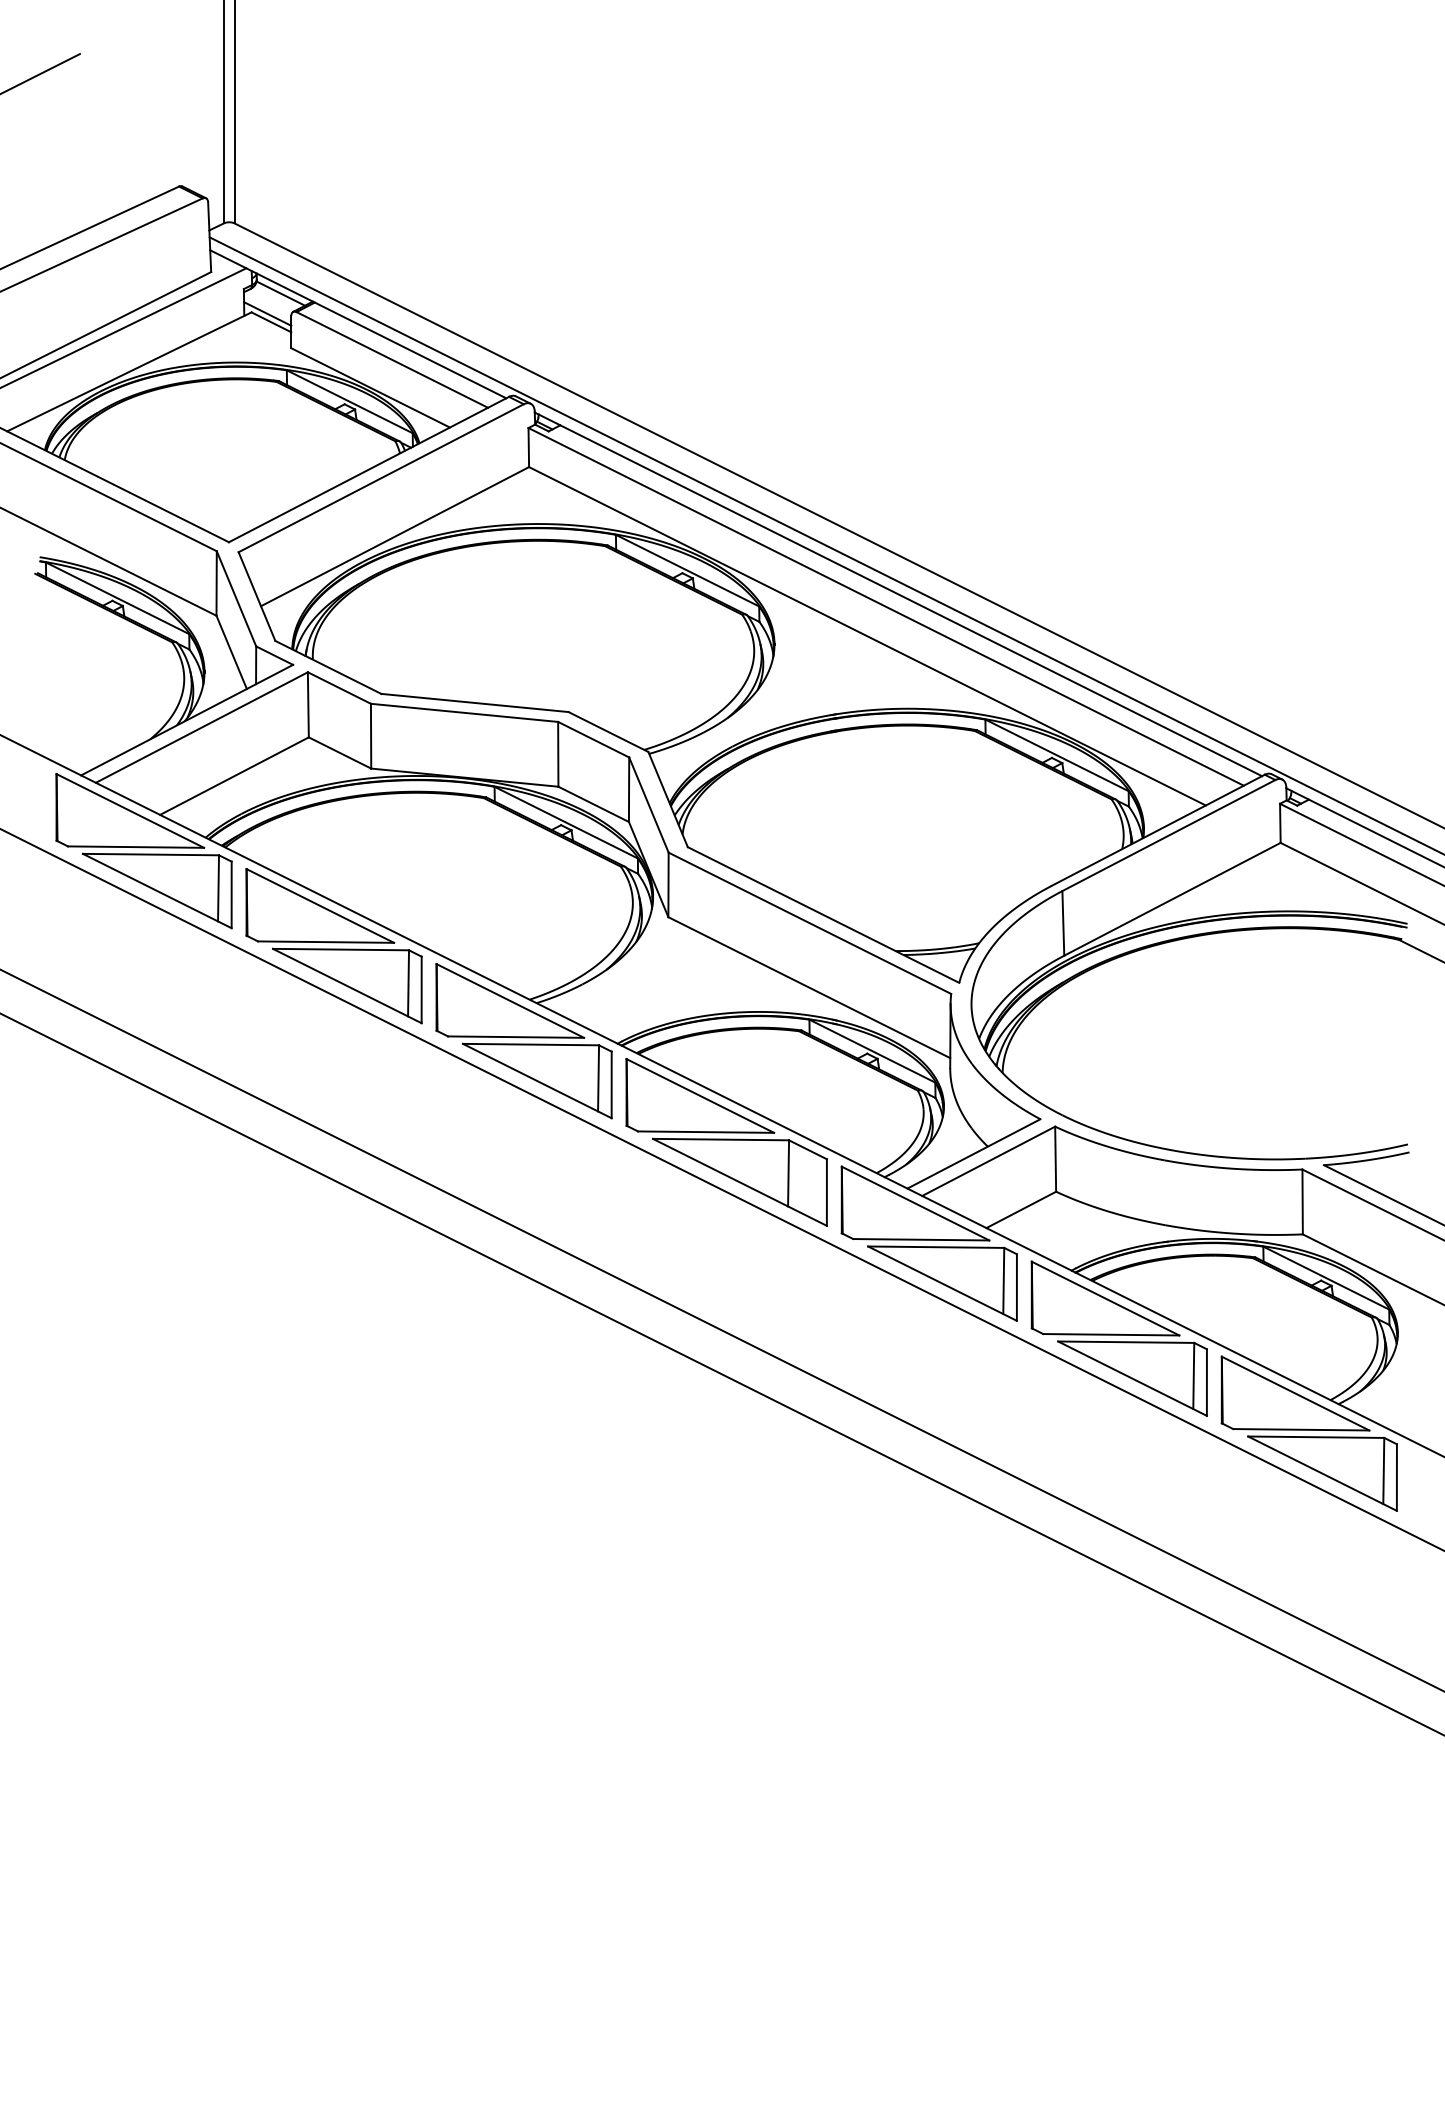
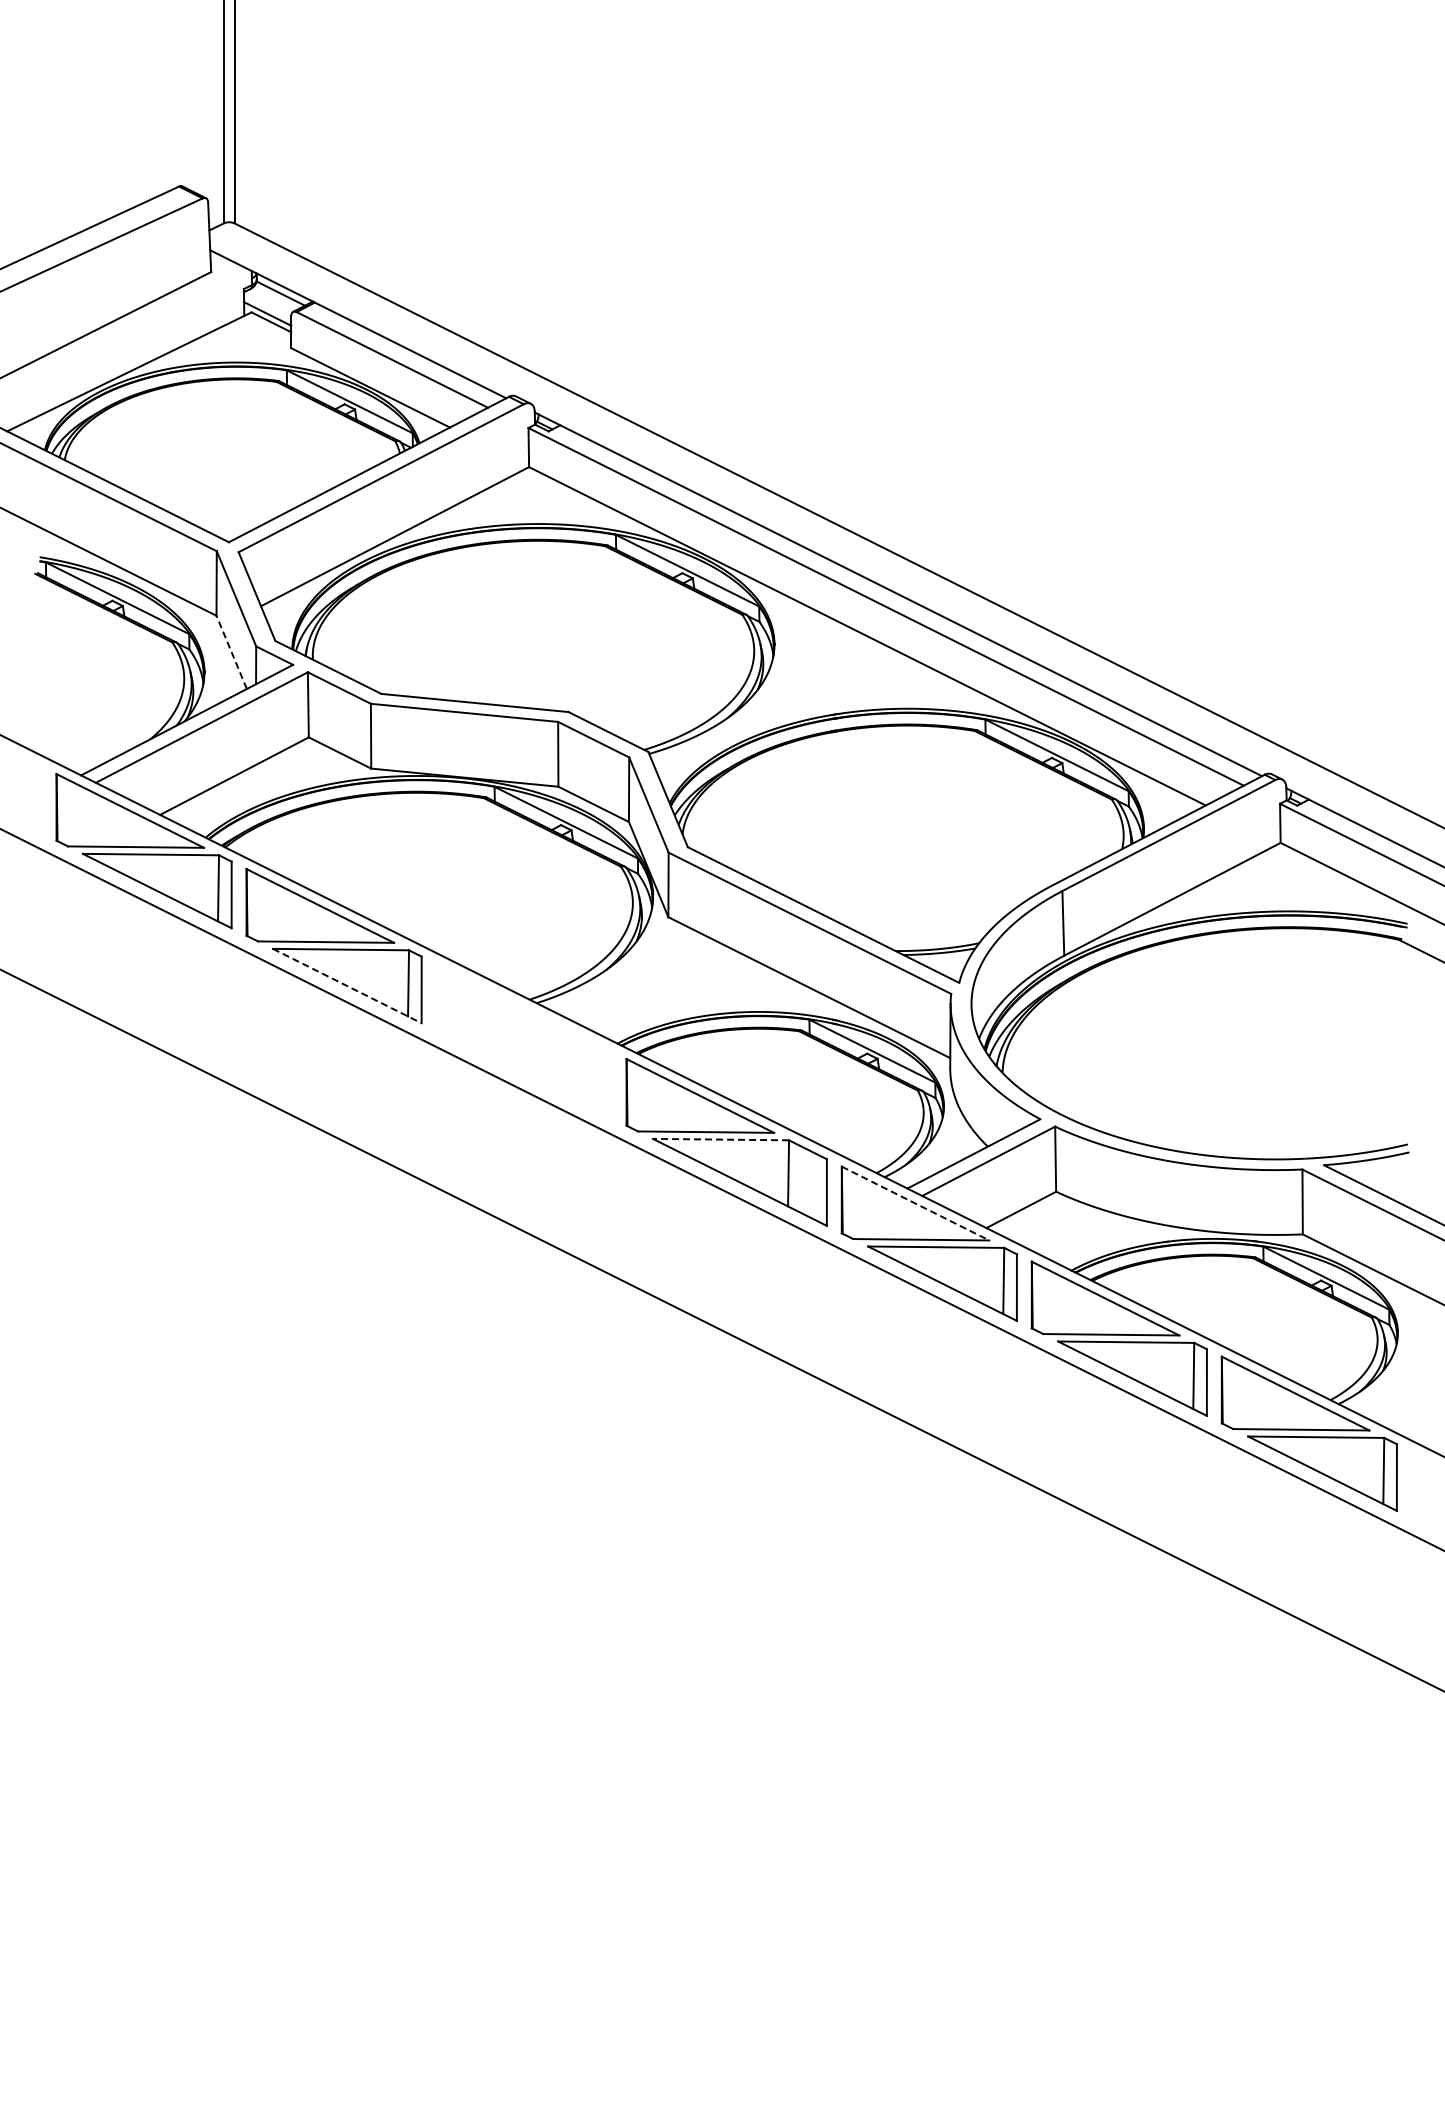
line: present -> none (40, 73)
line: present -> none (124, 327)
line: present -> none (825, 545)
line: solid -> dashed (231, 652)
line: solid -> dashed (347, 986)
part: present -> none (523, 1041)
line: solid -> dashed (720, 1139)
line: solid -> dashed (916, 1203)
line: present -> none (721, 1374)
